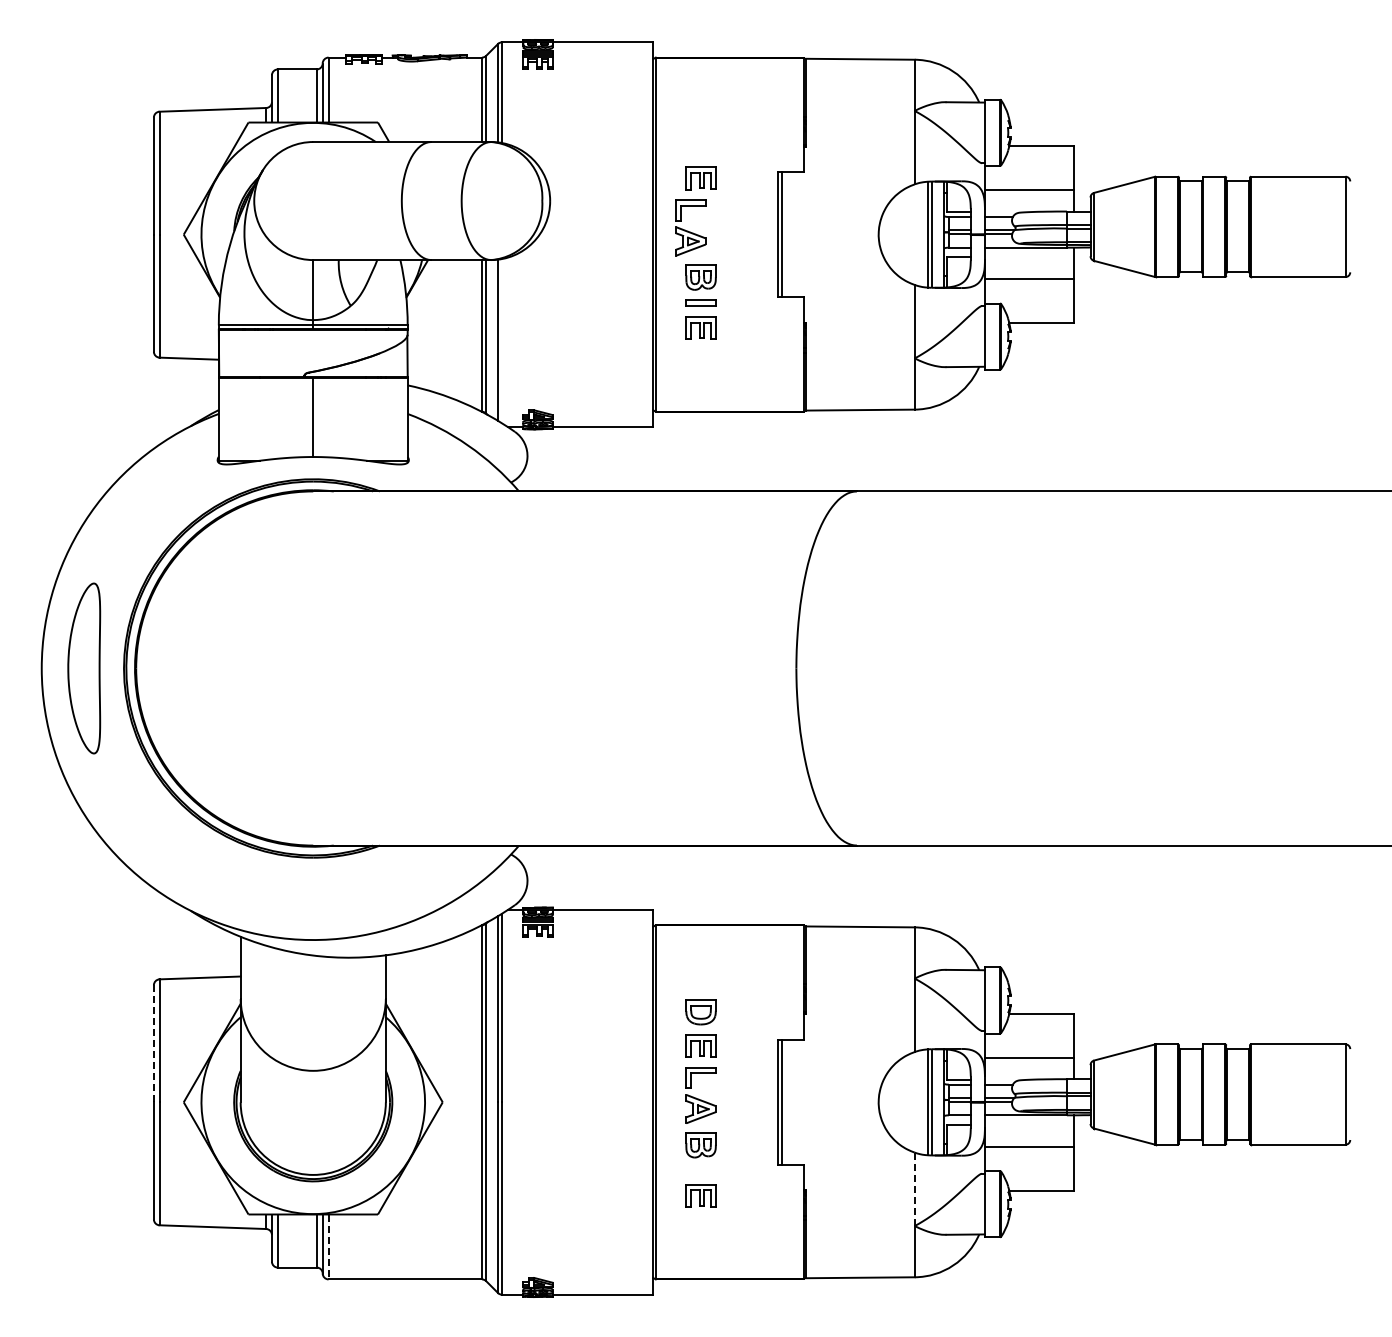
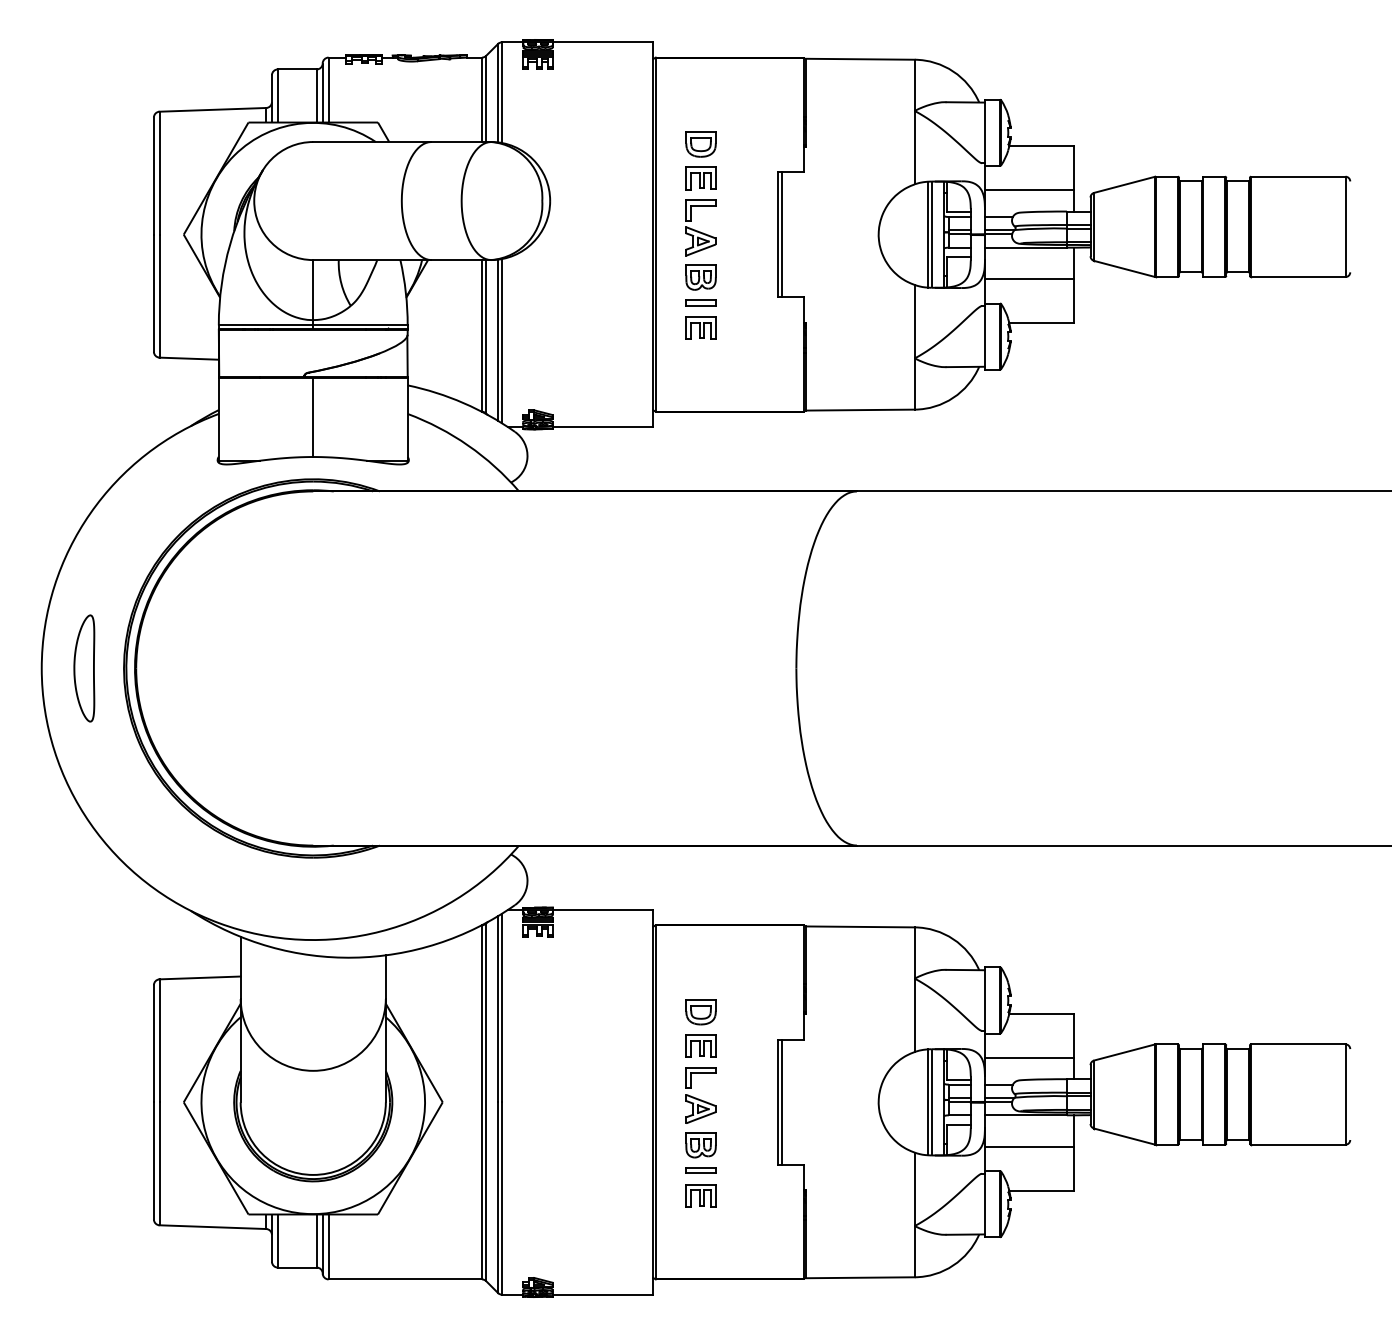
part: none -> present (700, 144)
part position: (690, 227) -> (700, 227) (700, 227)
line: none -> present (502, 341)
part size: 35x173 px -> 23x109 px (84, 668)
line: dashed -> solid (153, 1043)
part: none -> present (700, 1170)
line: dashed -> solid (914, 1189)
line: dashed -> solid (328, 1247)
